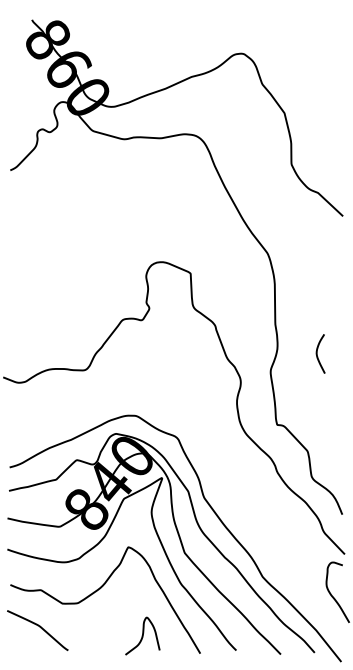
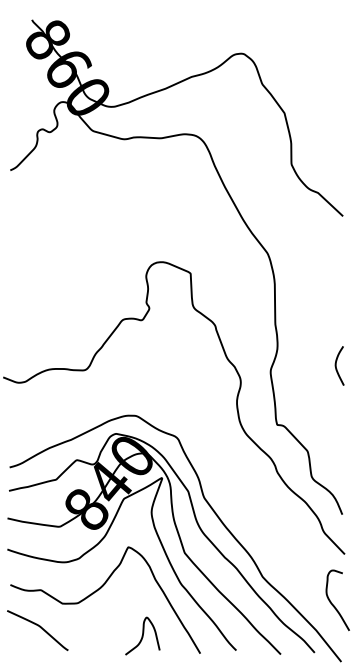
curve position: (317, 353) -> (336, 365) (336, 365)
curve position: (331, 593) -> (331, 601) (331, 601)
